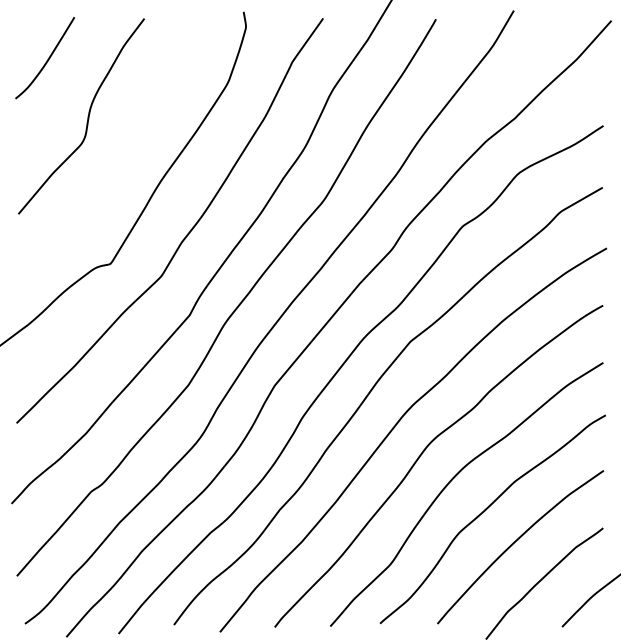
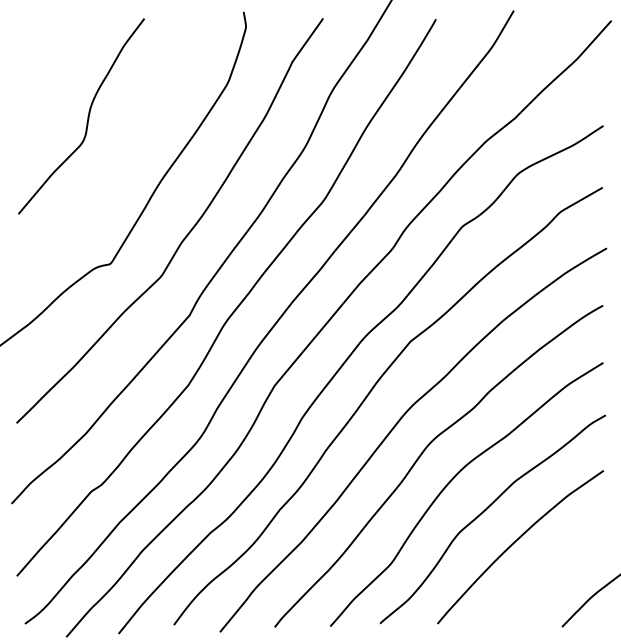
curve: present -> none (47, 59)
curve: present -> none (542, 580)
